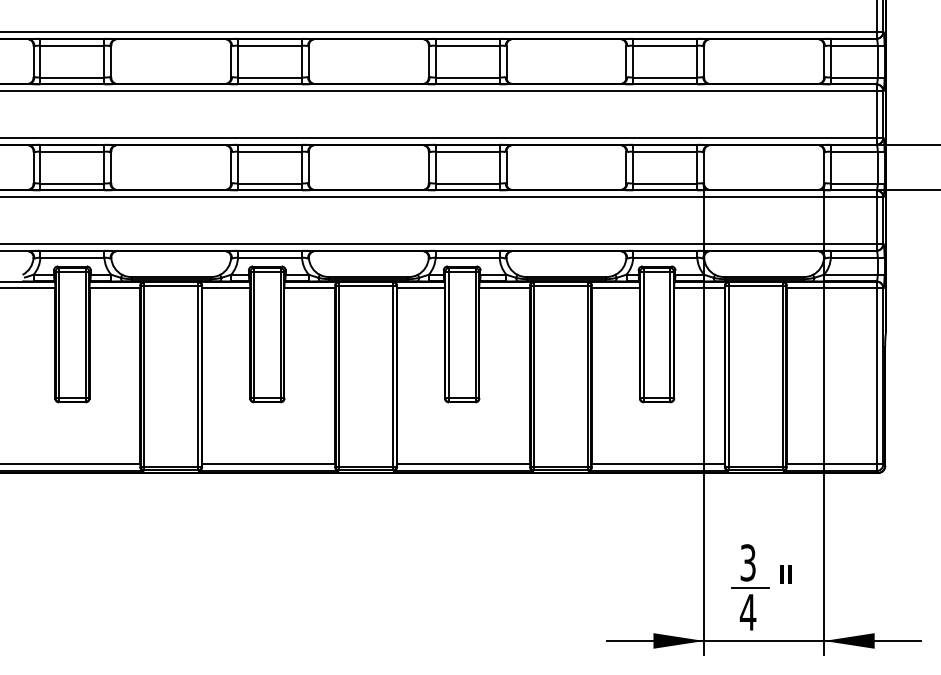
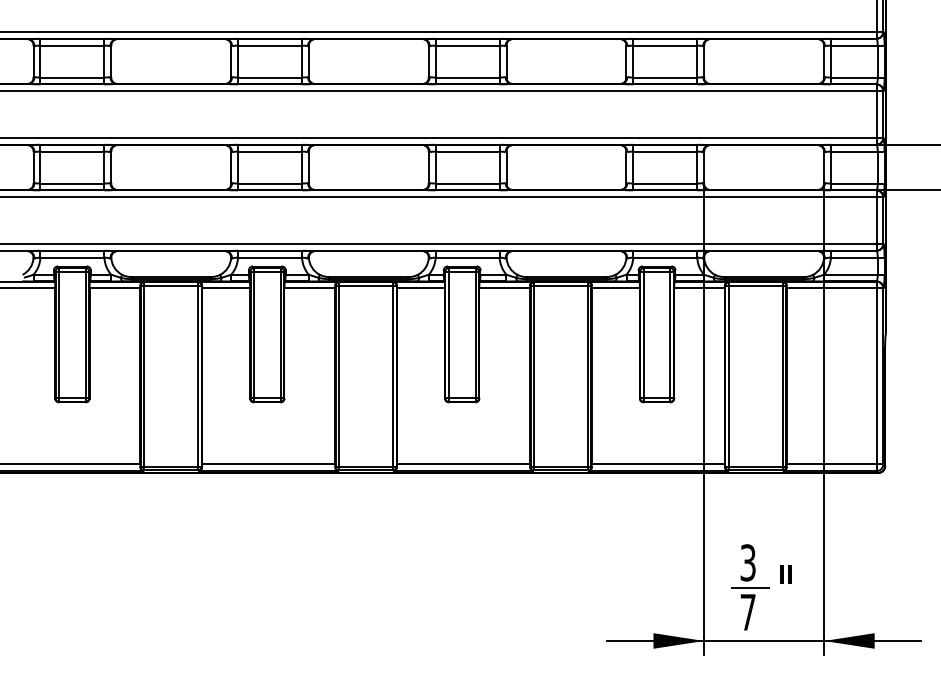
text: 4 -> 7 (747, 612)
